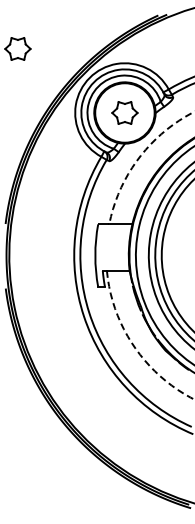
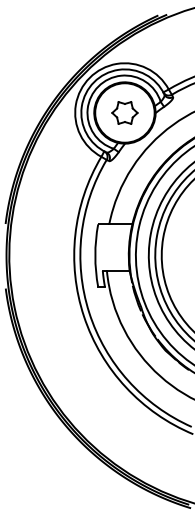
part: present -> none (17, 48)
arc: dashed -> solid (188, 396)
